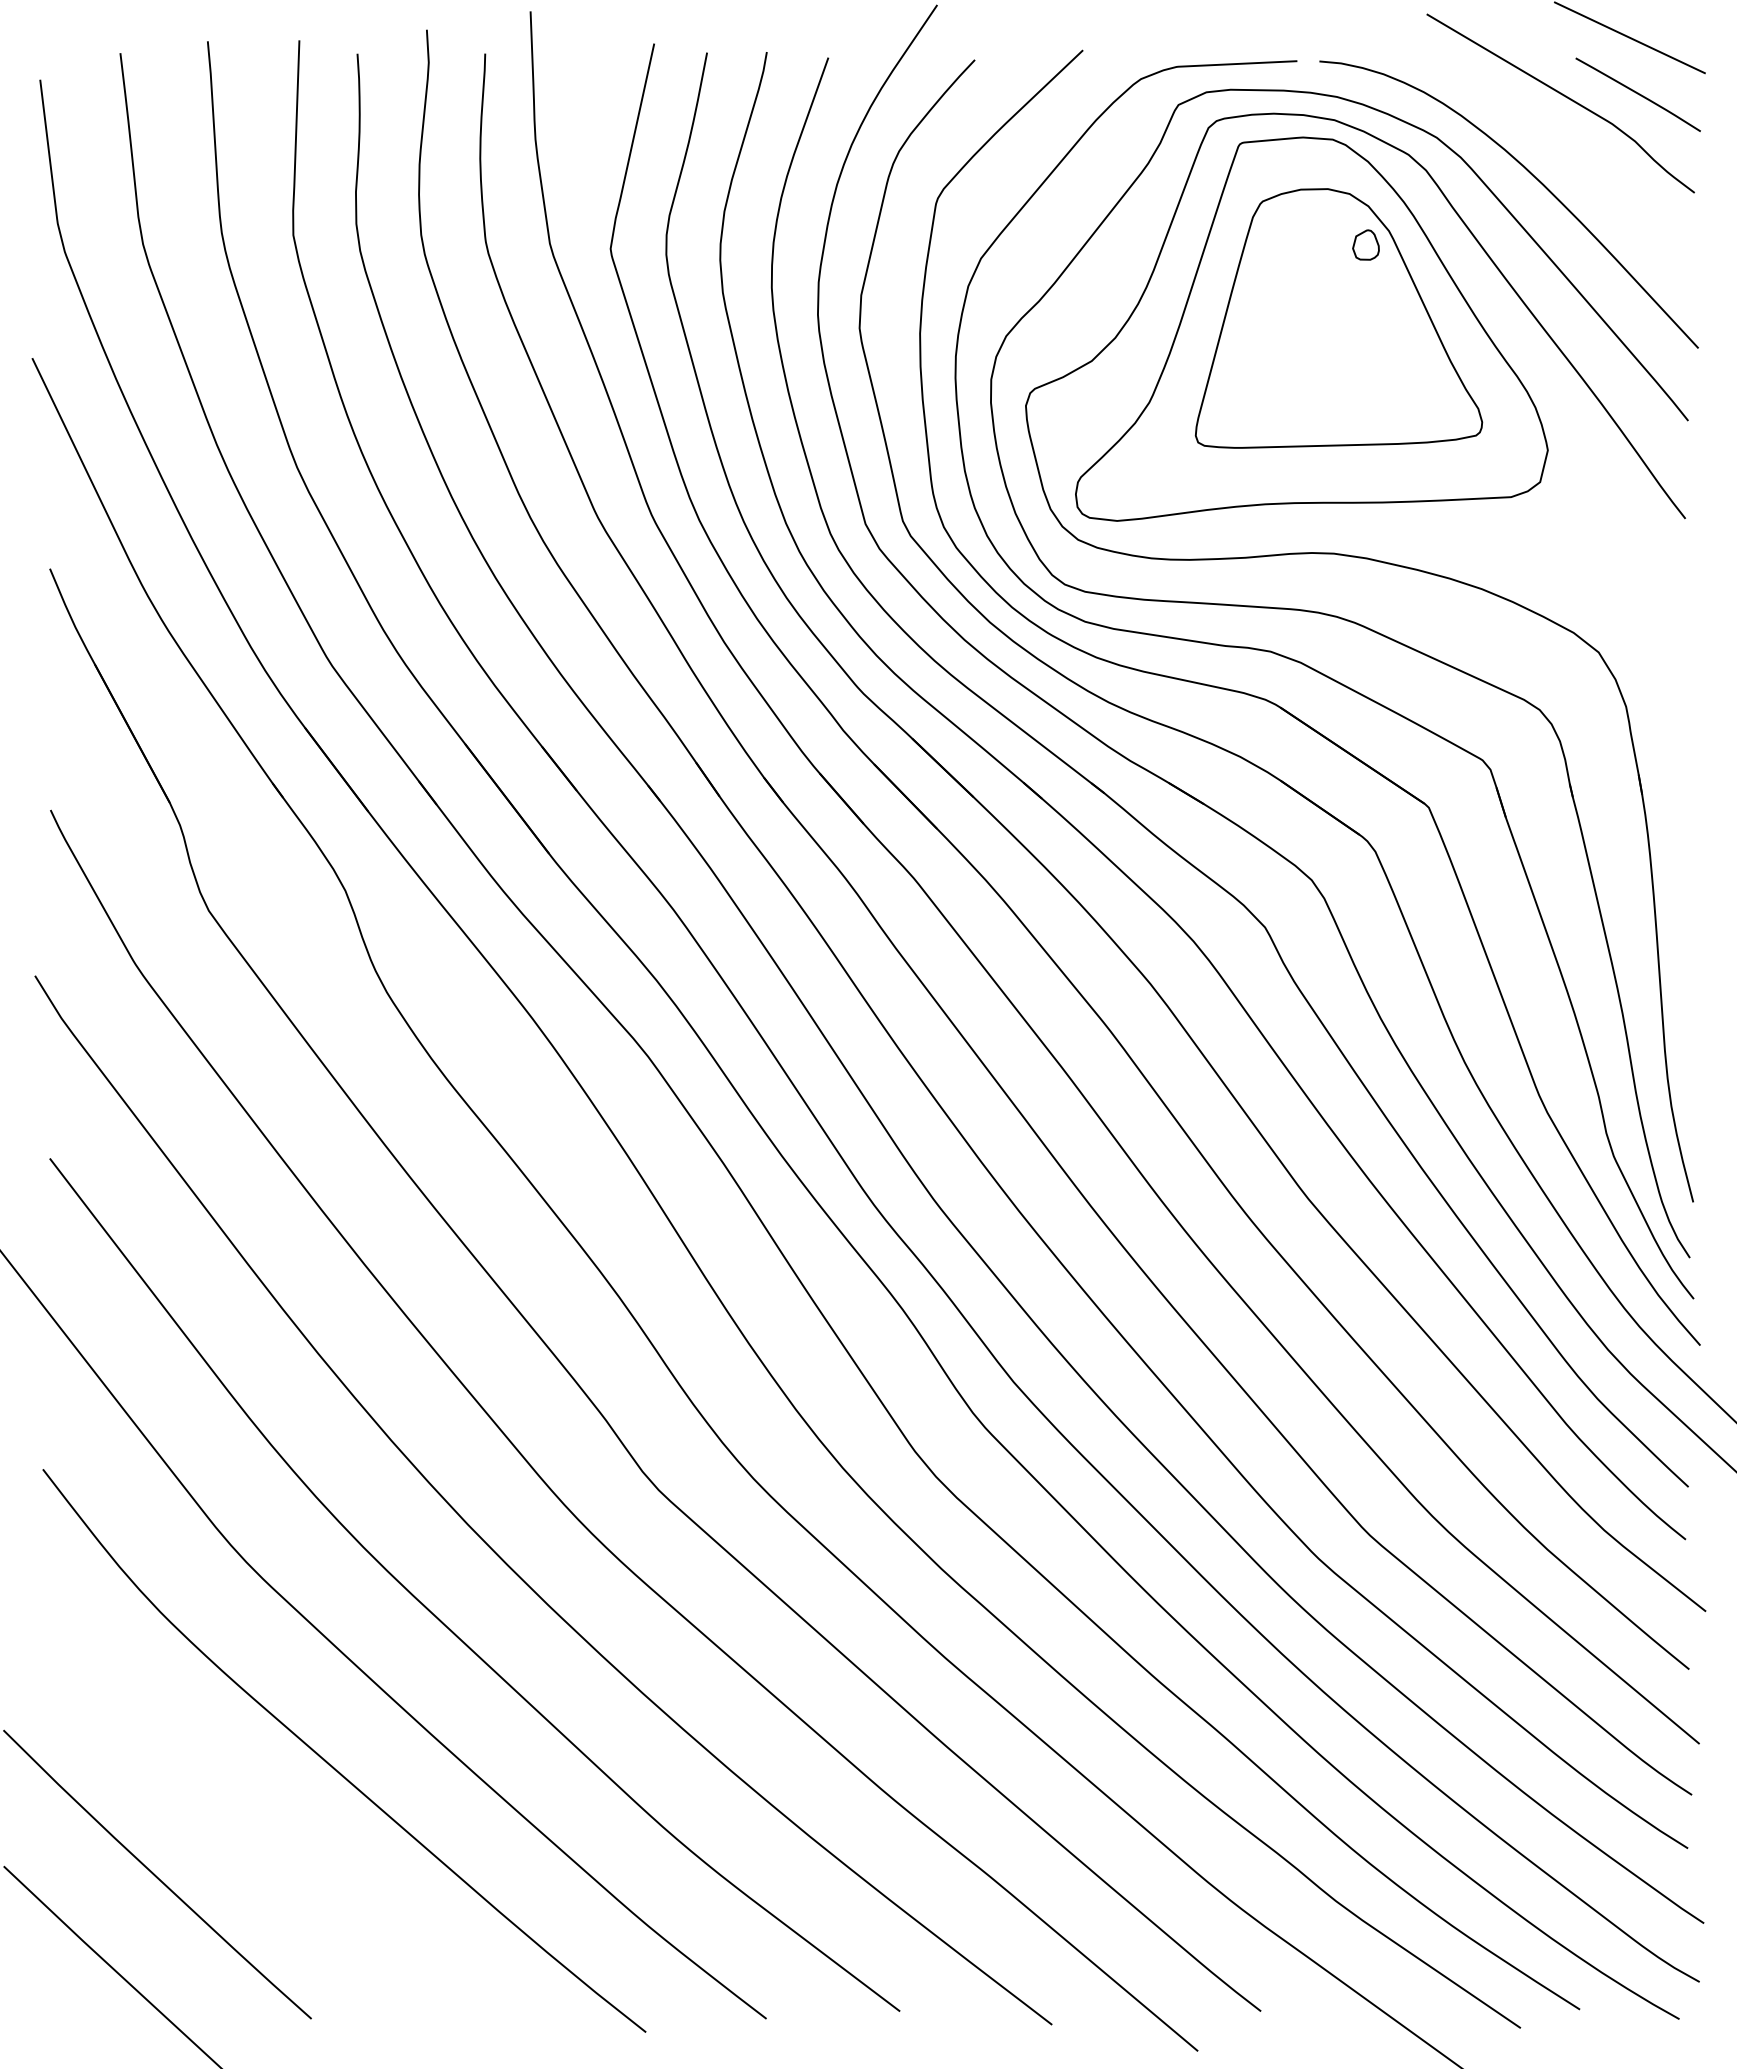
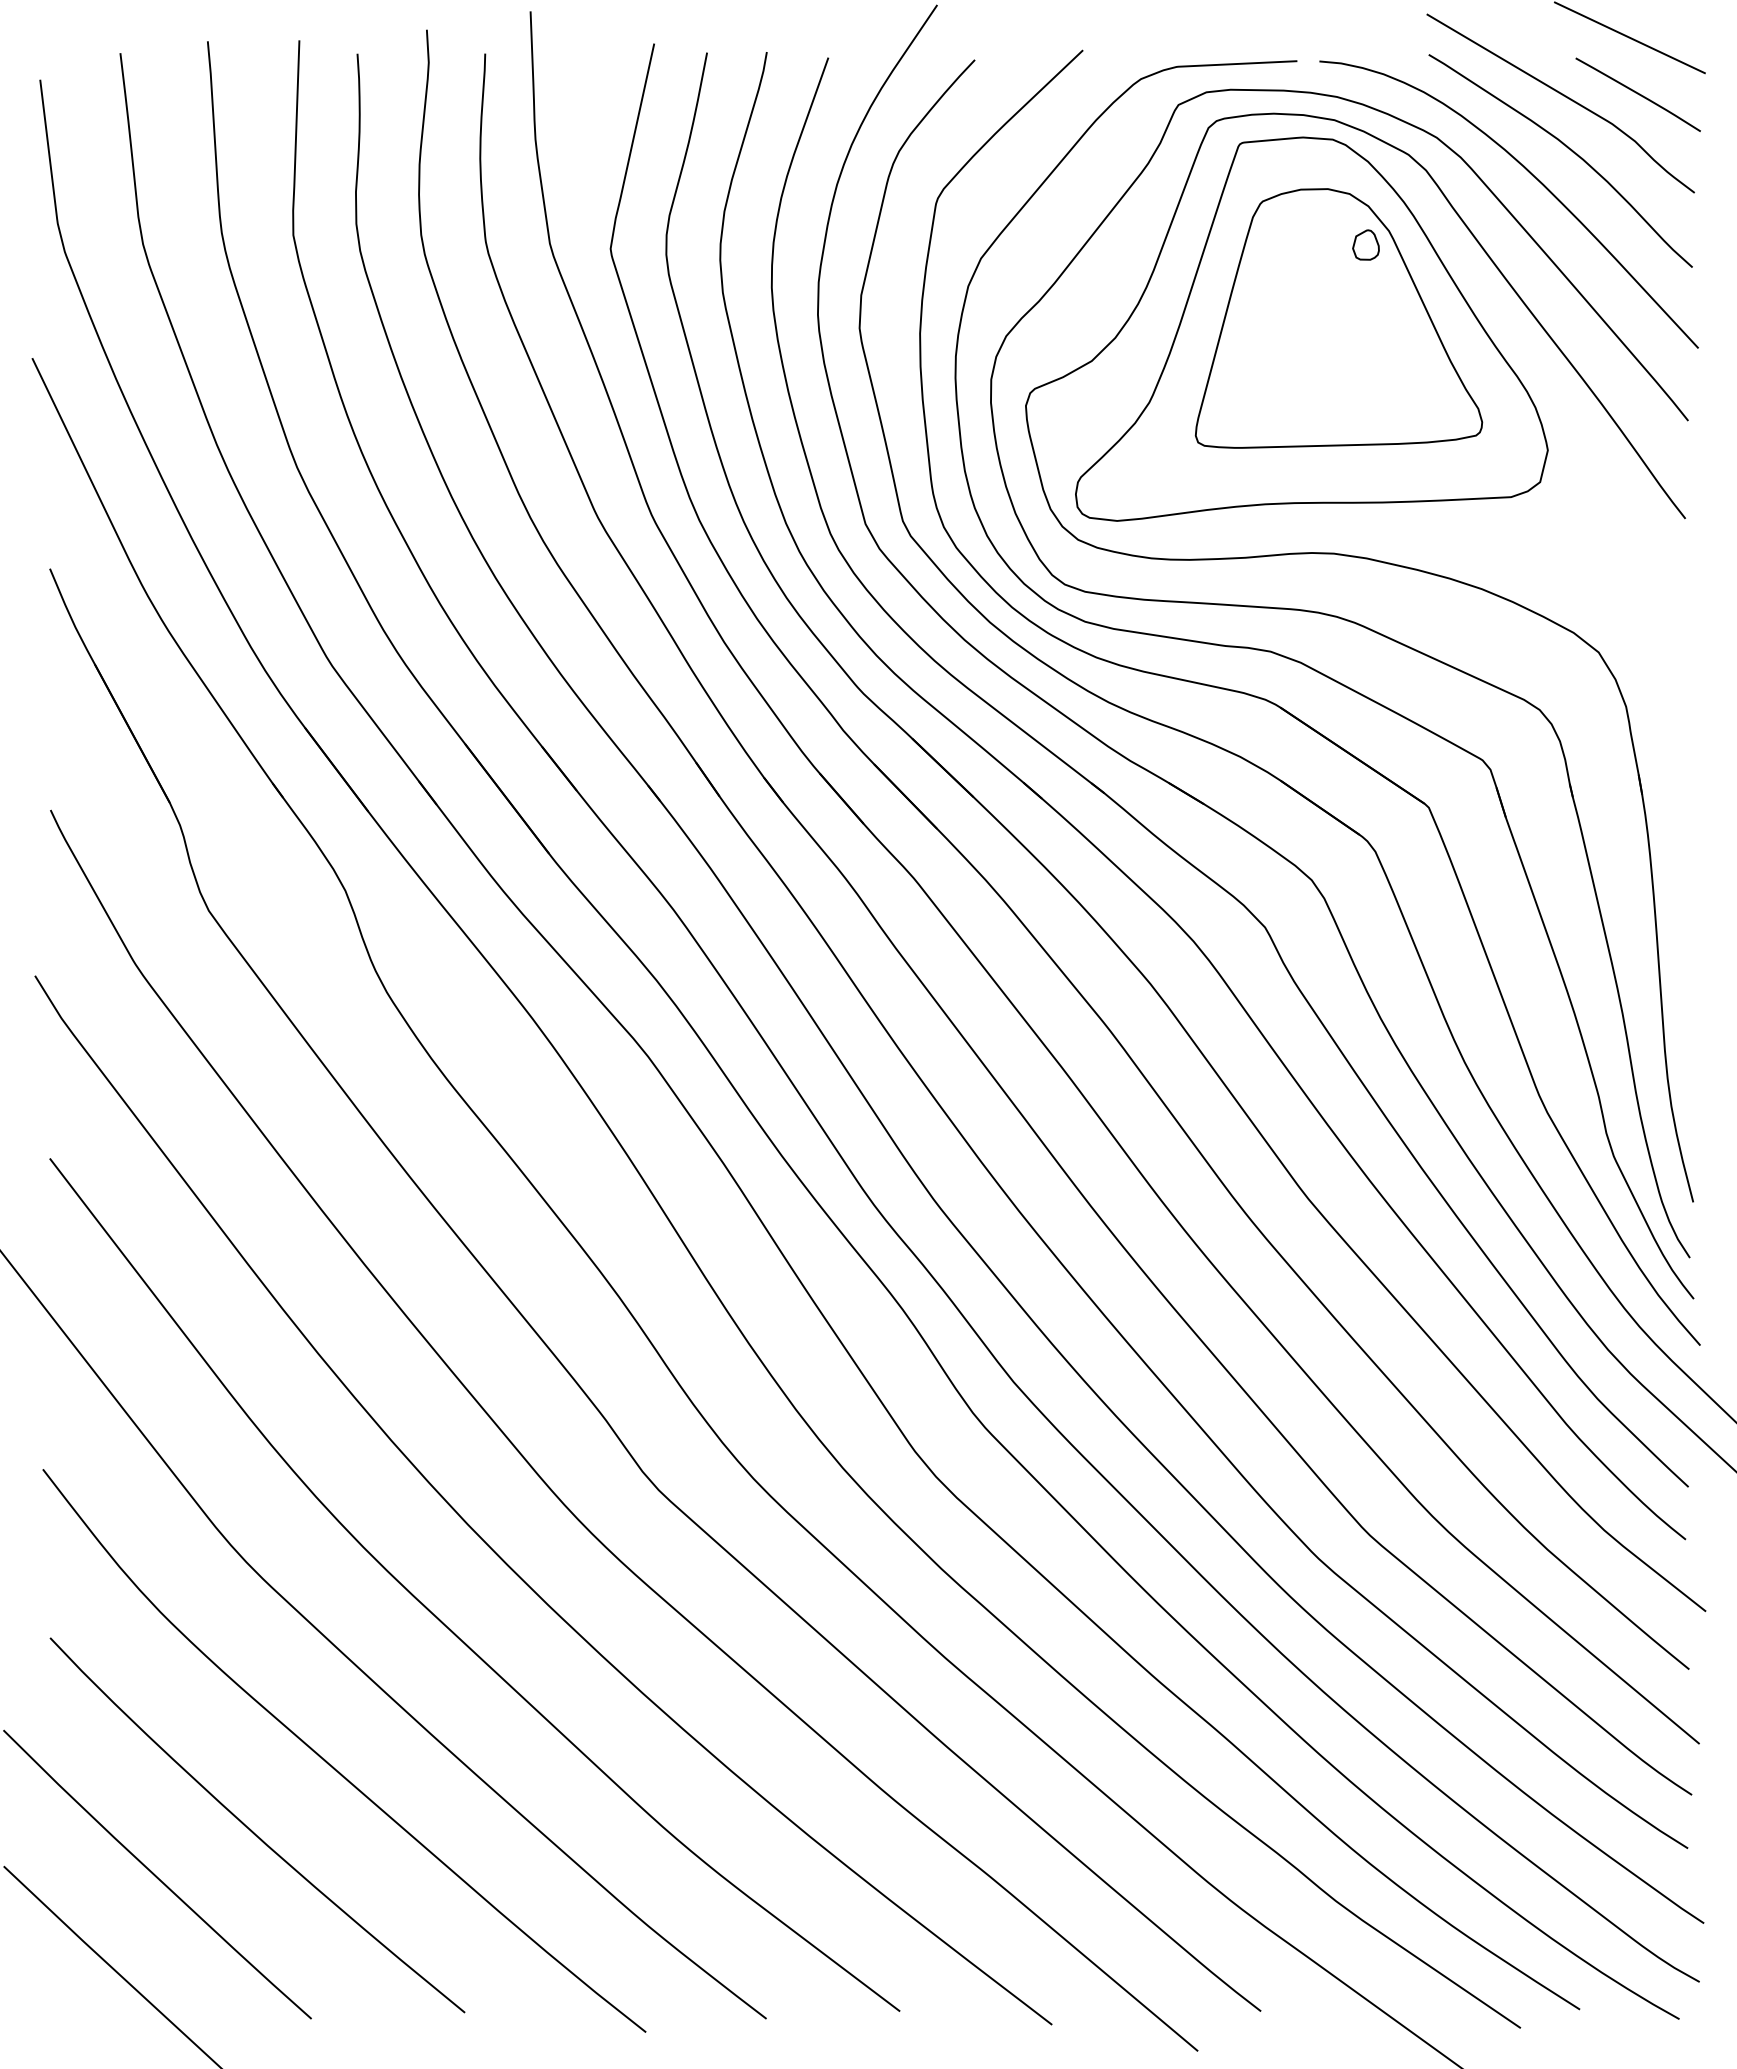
curve: none -> present (1568, 149)
curve: none -> present (252, 1830)
